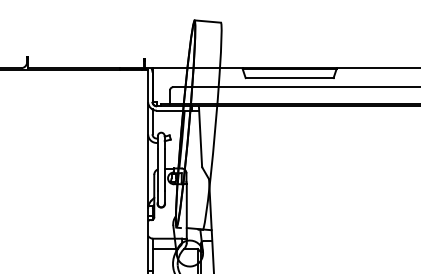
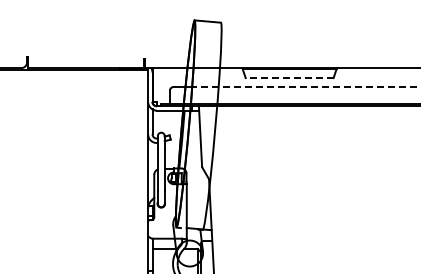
line: solid -> dashed (289, 78)
line: solid -> dashed (305, 87)
